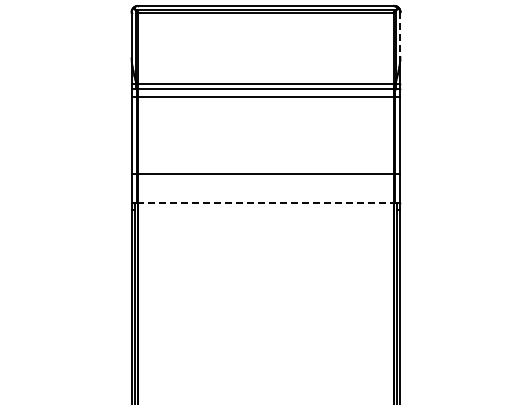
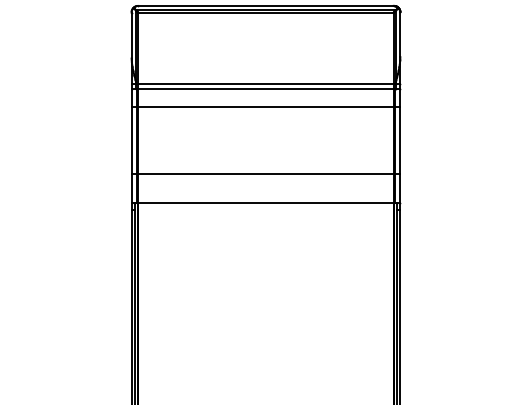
line: dashed -> solid (400, 34)
line position: (265, 96) -> (265, 106) (265, 106)
line: dashed -> solid (265, 202)
